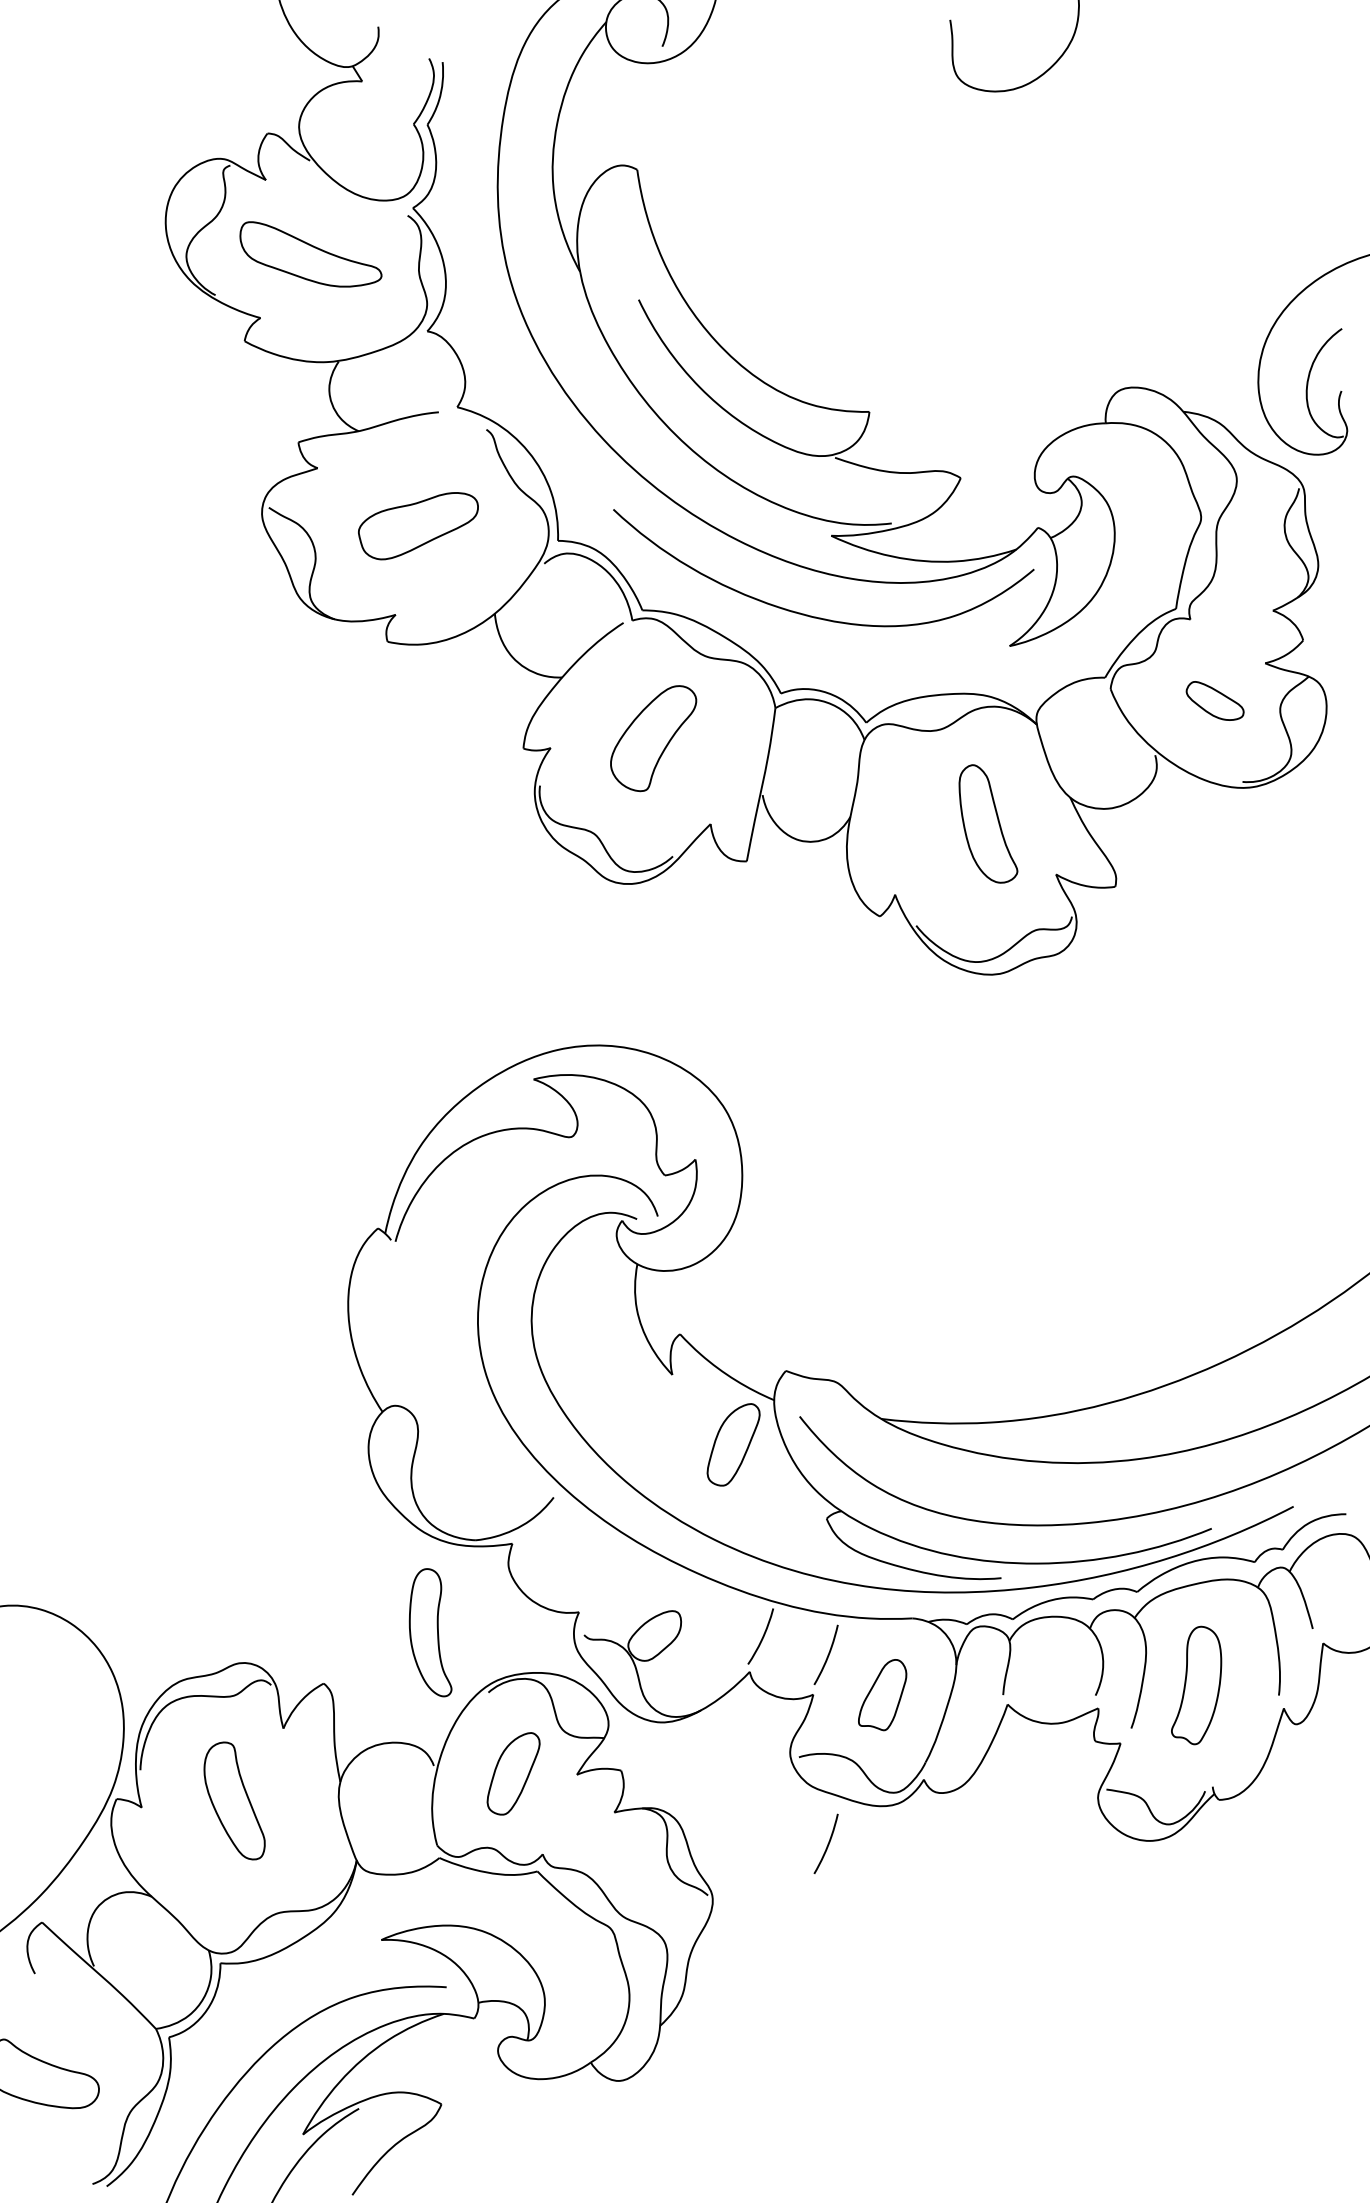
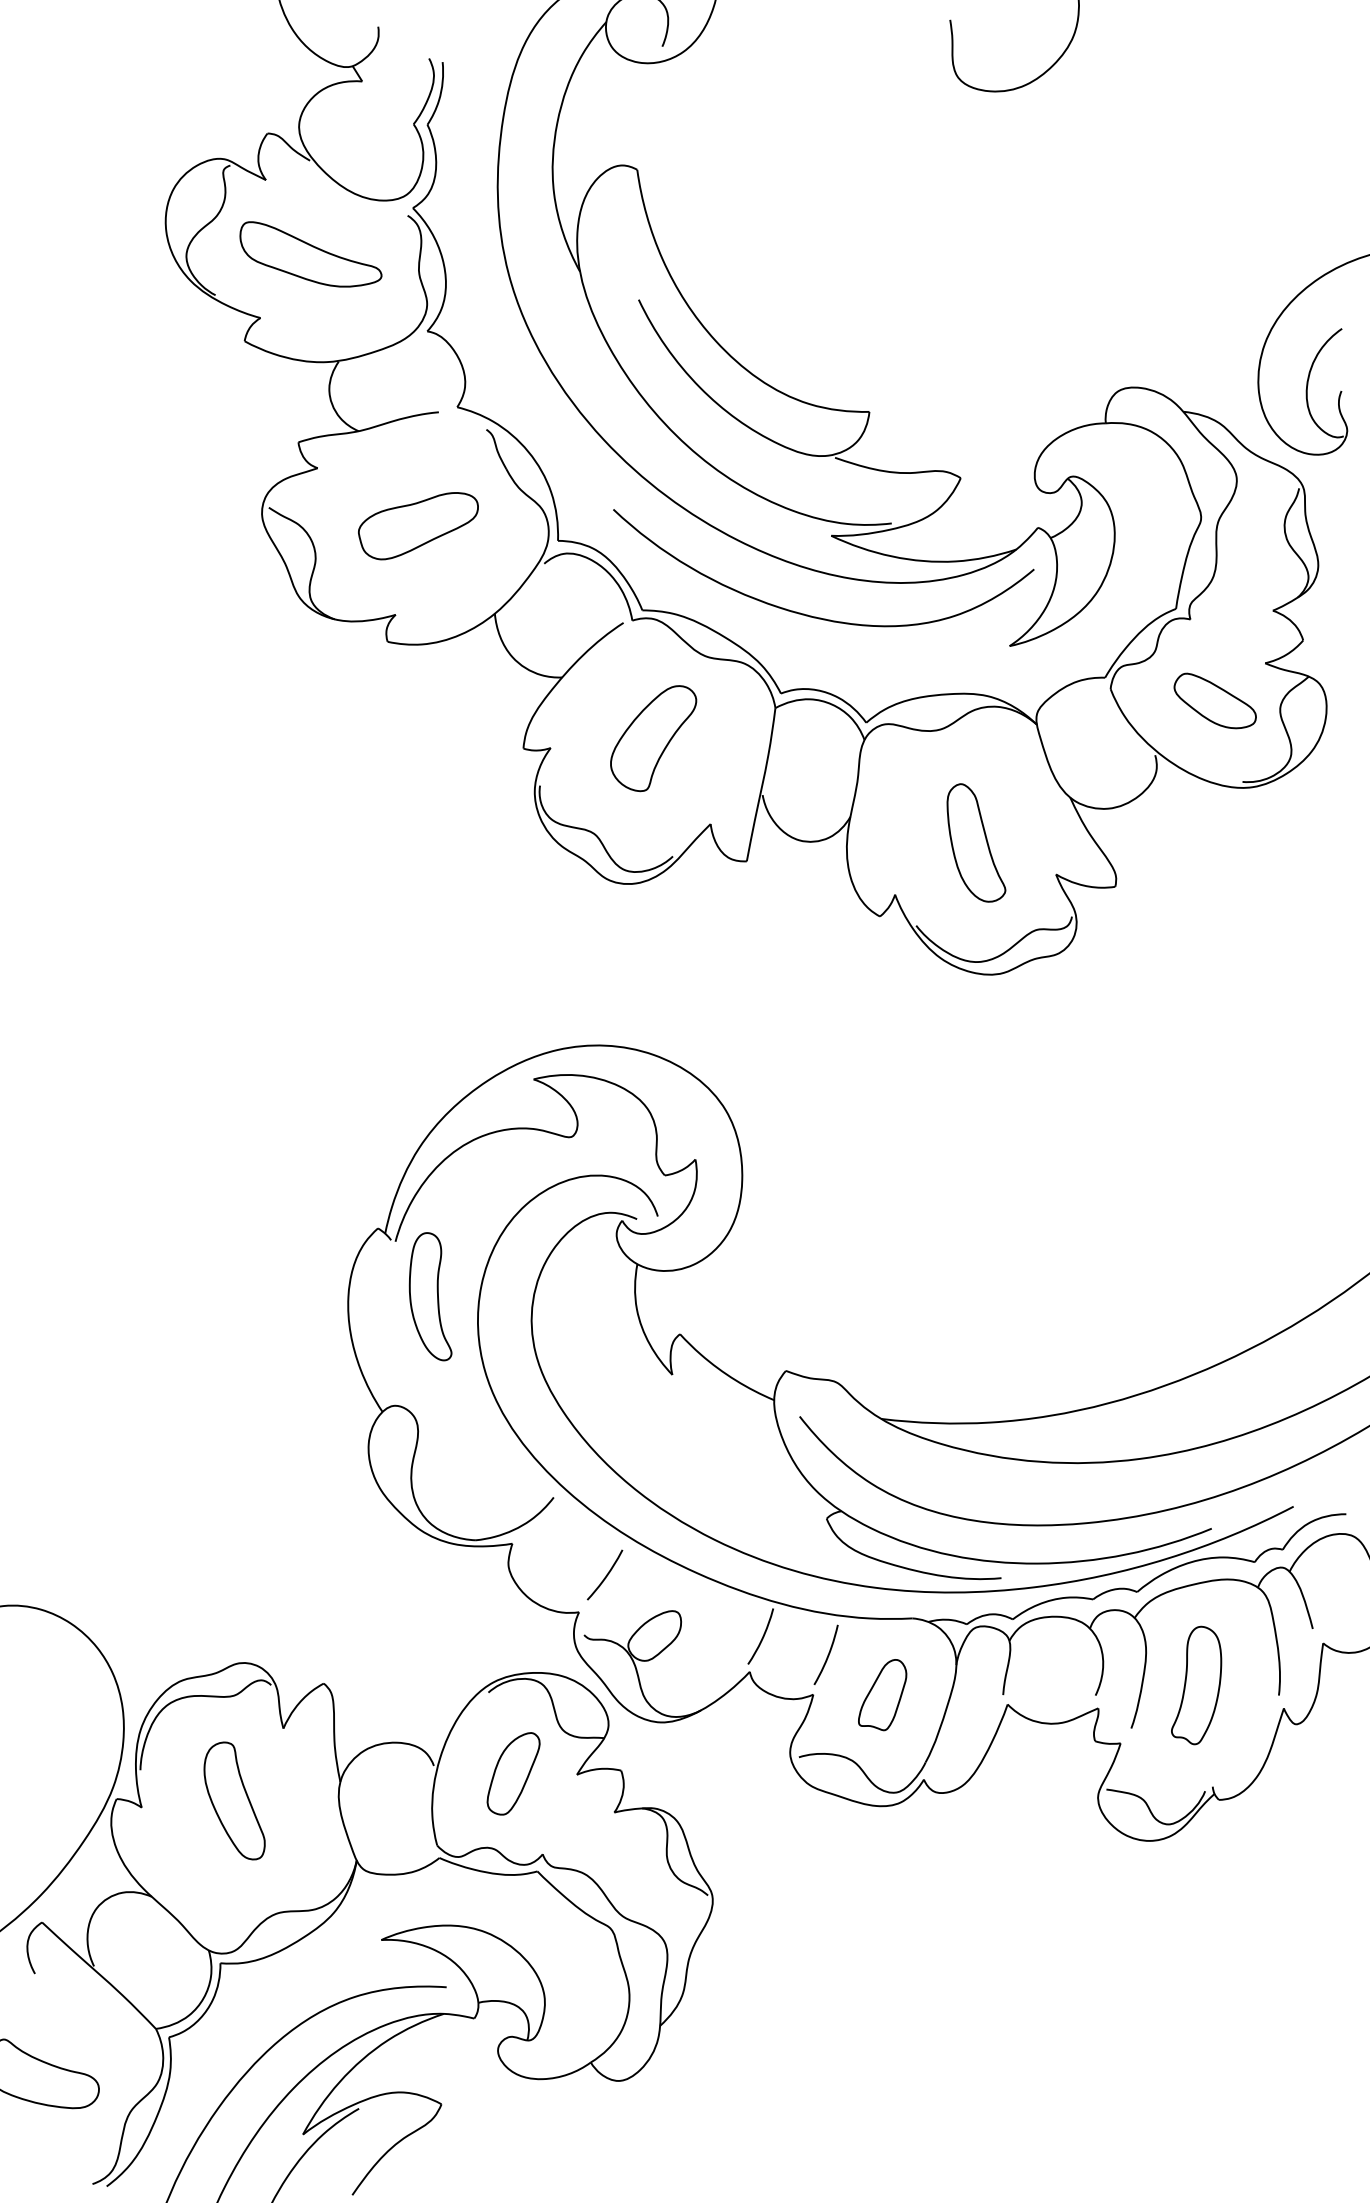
part size: 60x40 px -> 84x58 px (1214, 700)
part position: (988, 823) -> (976, 842) (976, 842)
part: present -> none (733, 1444)
curve: none -> present (605, 1575)
part position: (430, 1632) -> (430, 1296) (430, 1296)
curve: present -> none (827, 1843)
